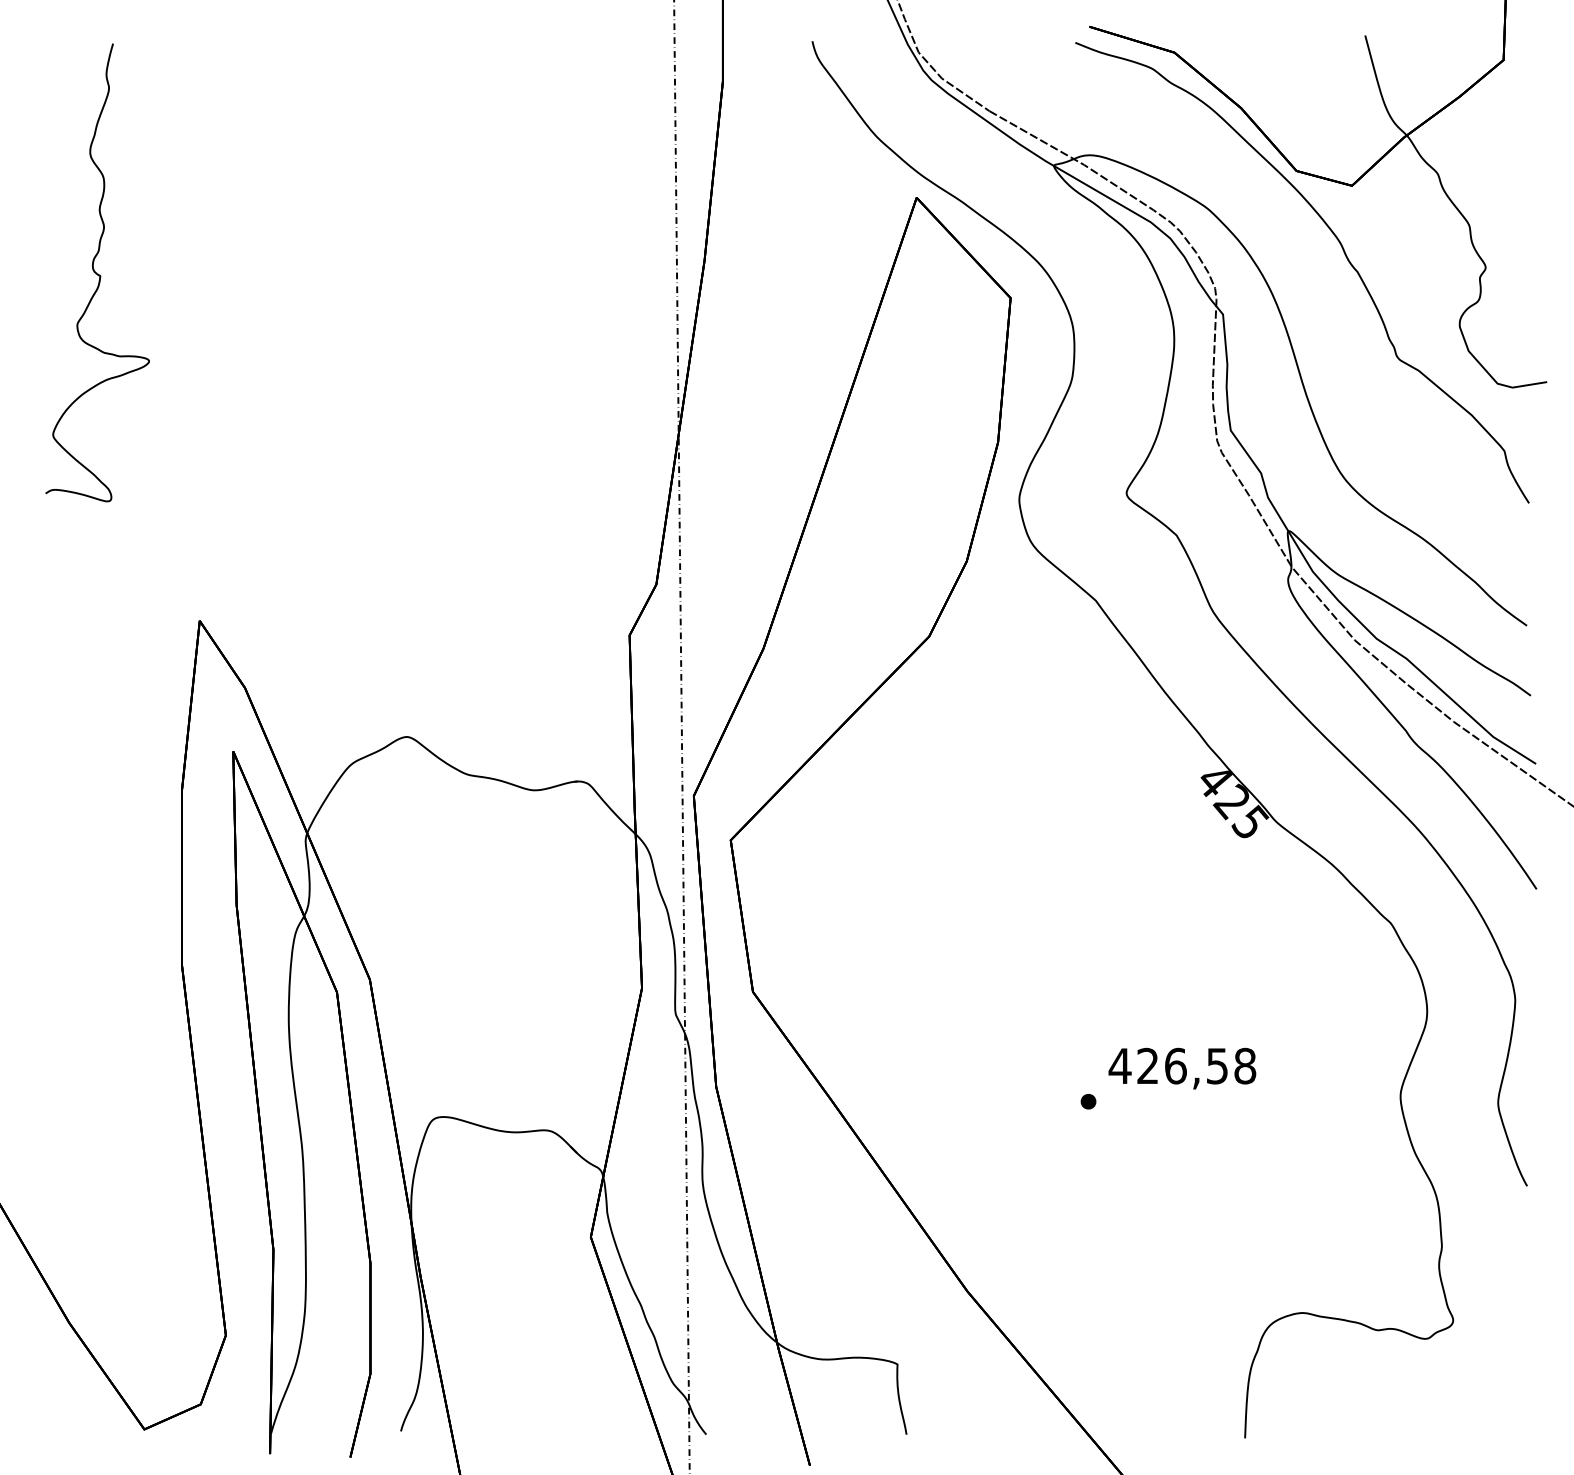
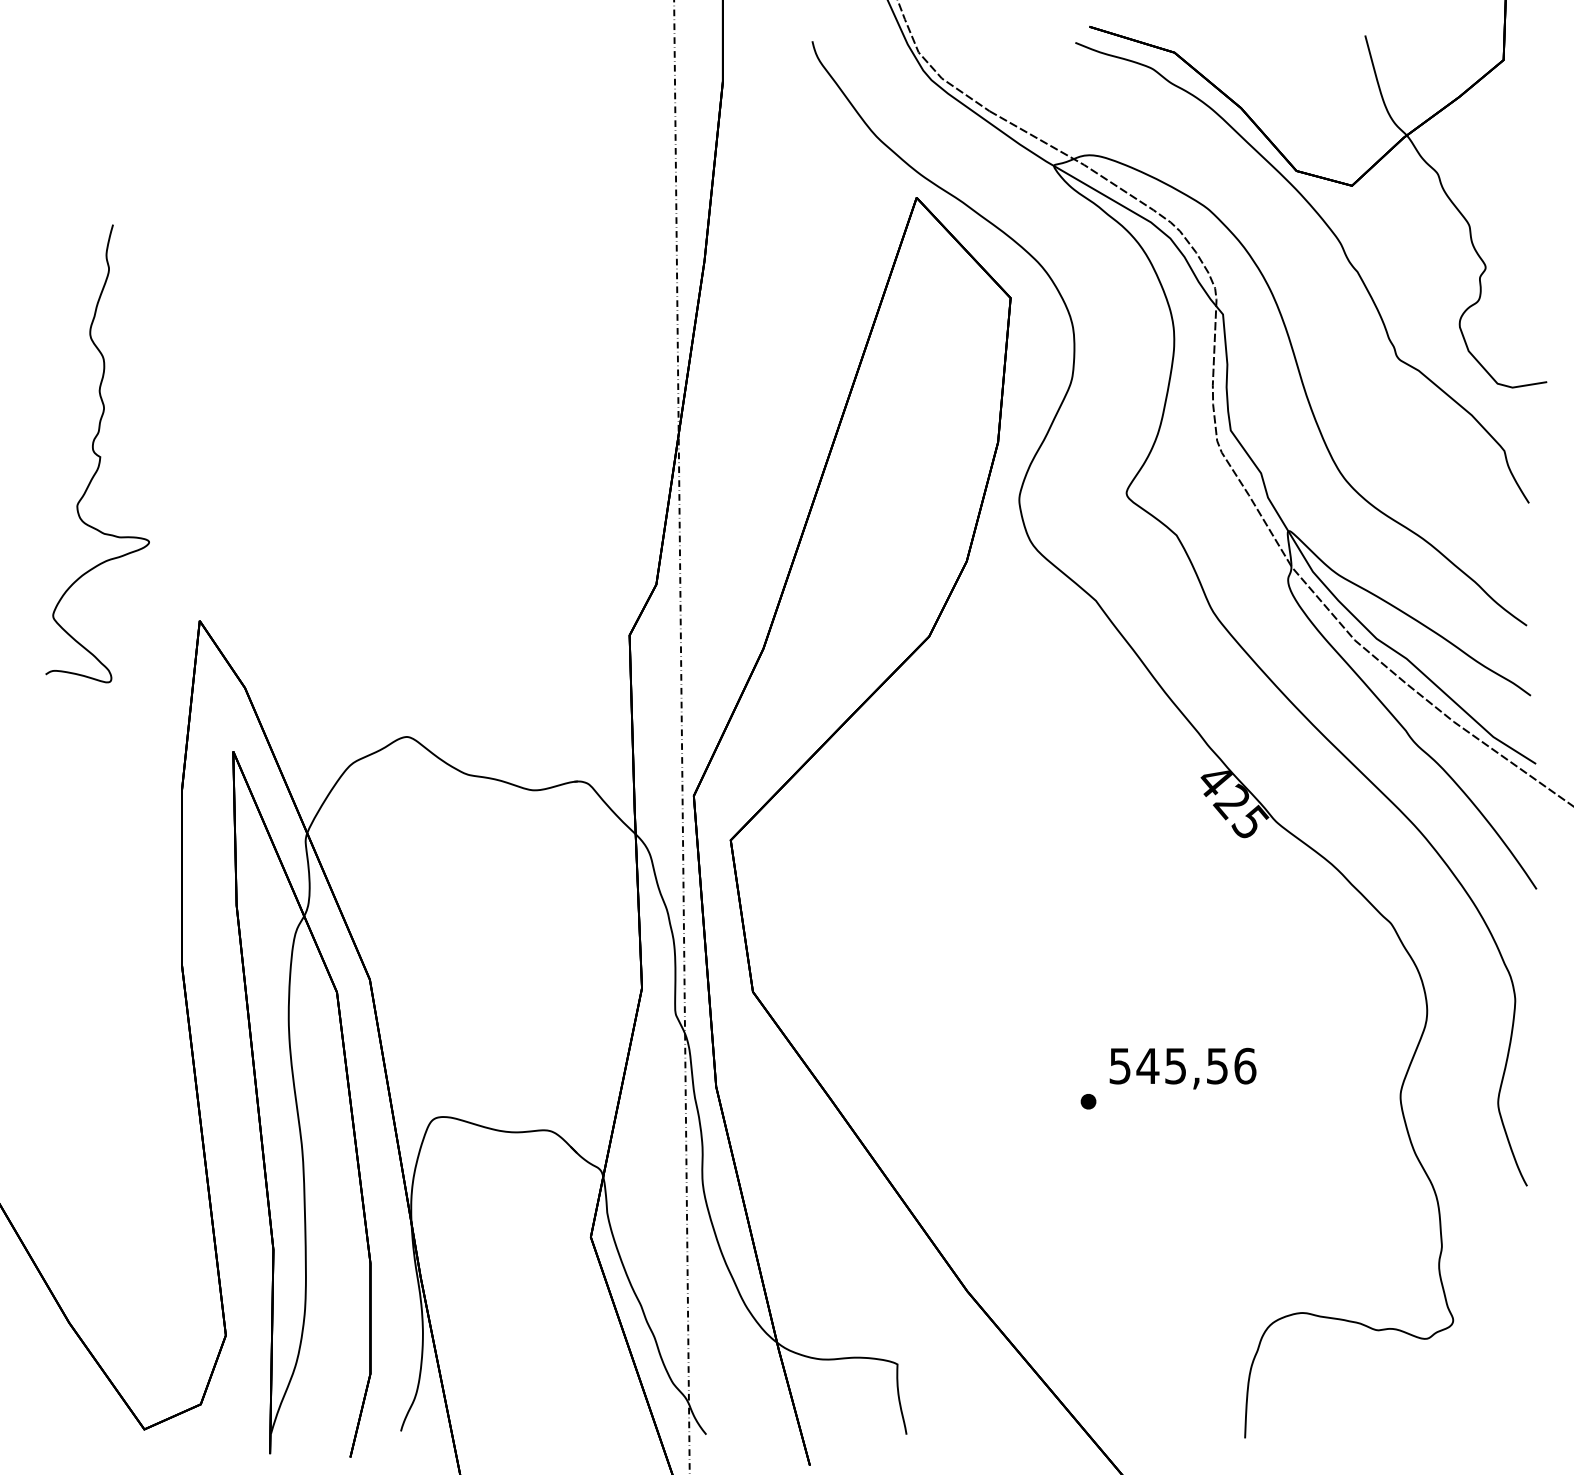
curve position: (96, 272) -> (96, 453) (96, 453)
text: 426,58 -> 545,56 (1182, 1065)
